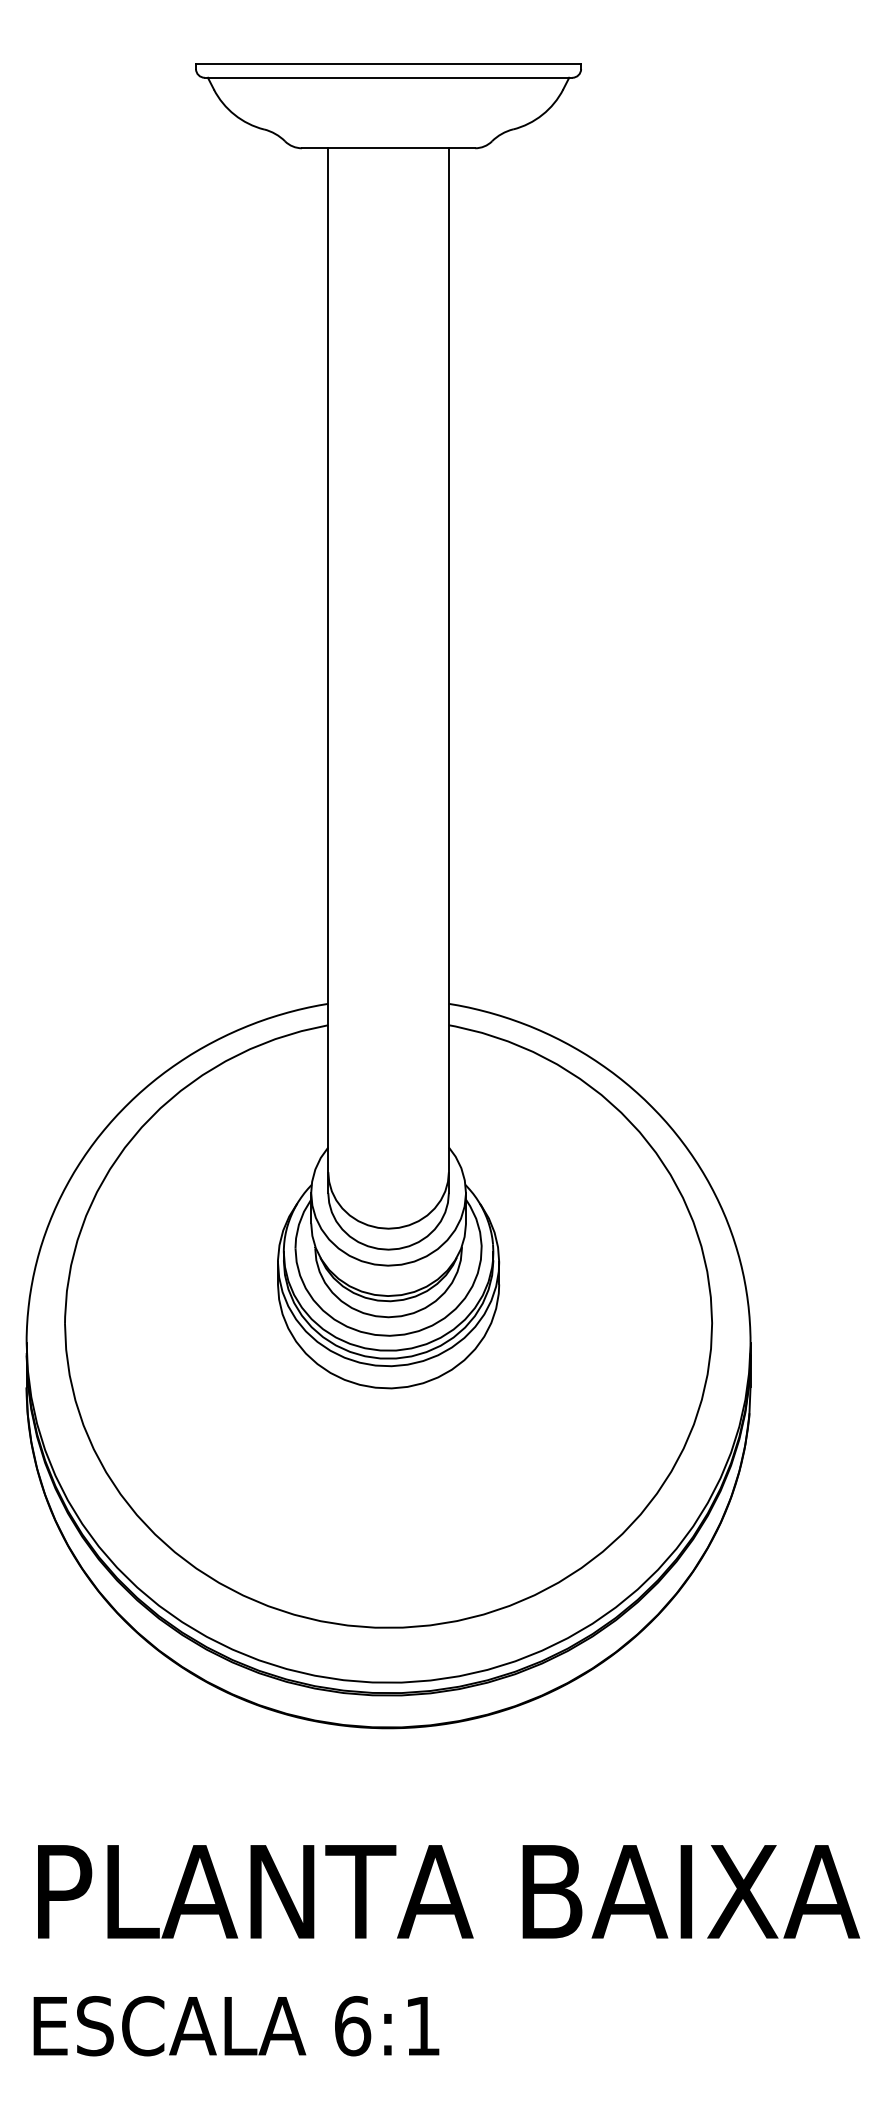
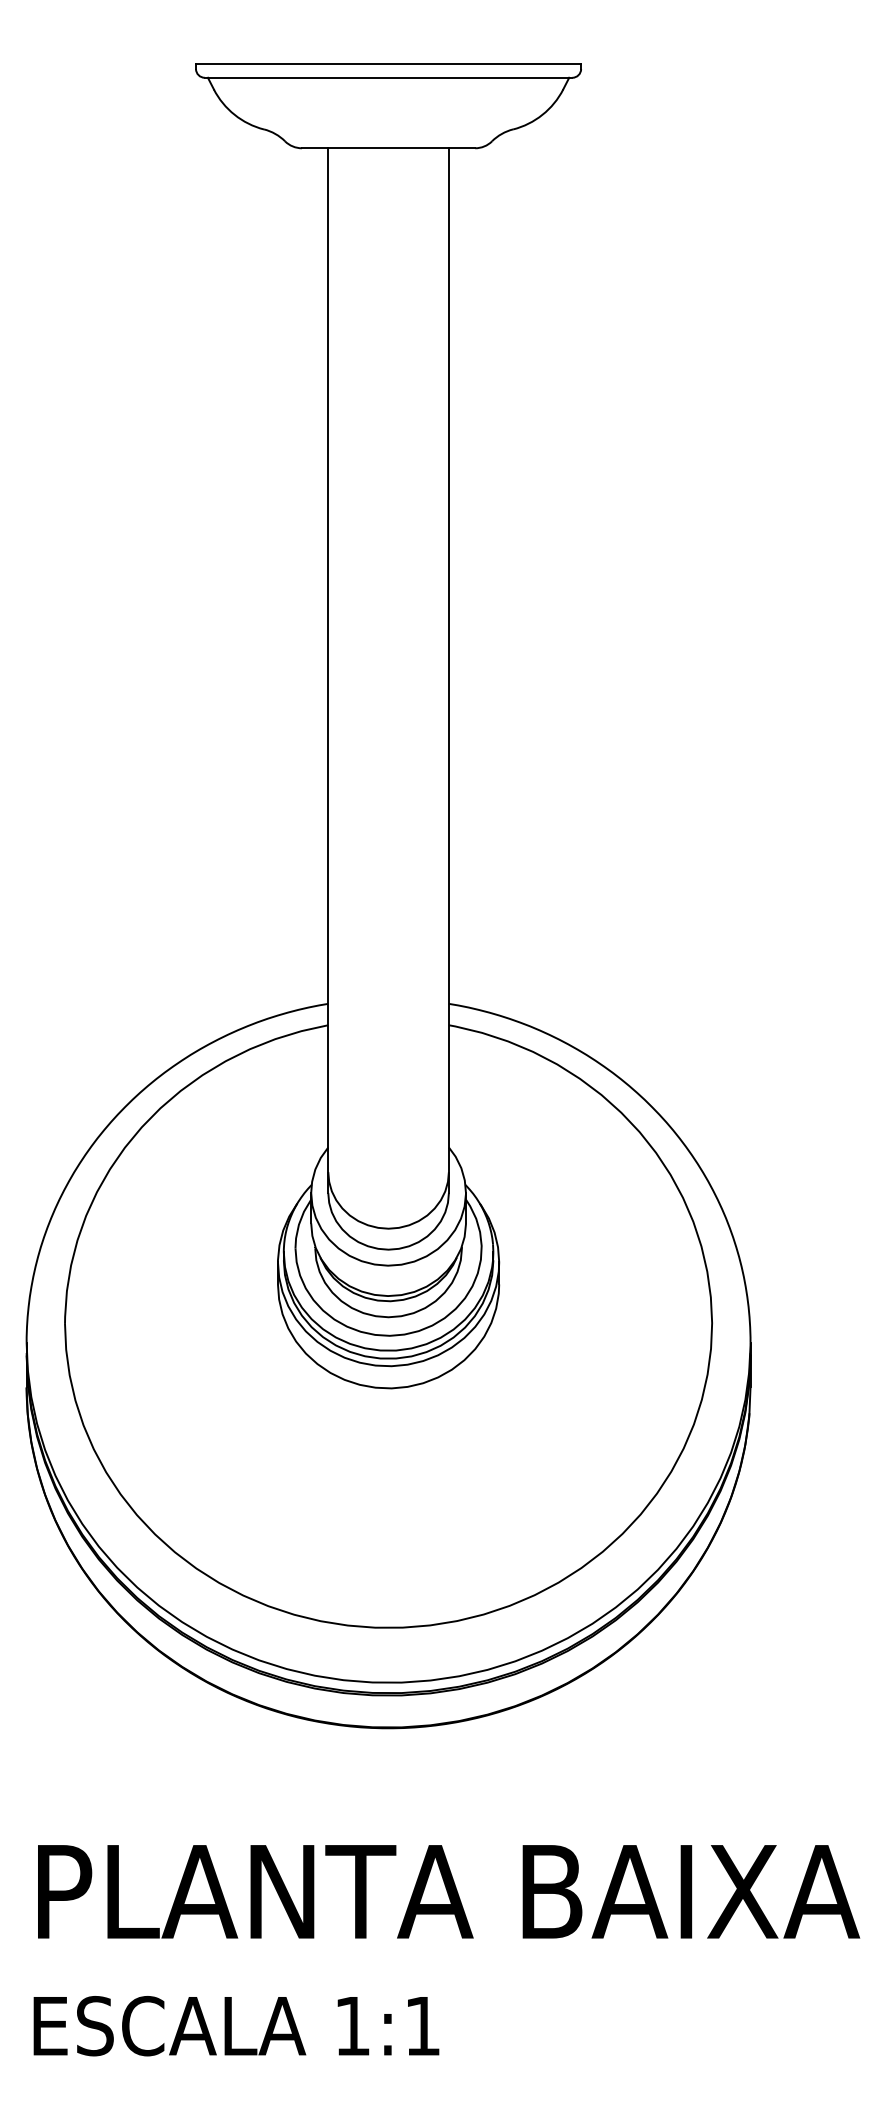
text: 6:1 -> 1:1 (353, 2026)
